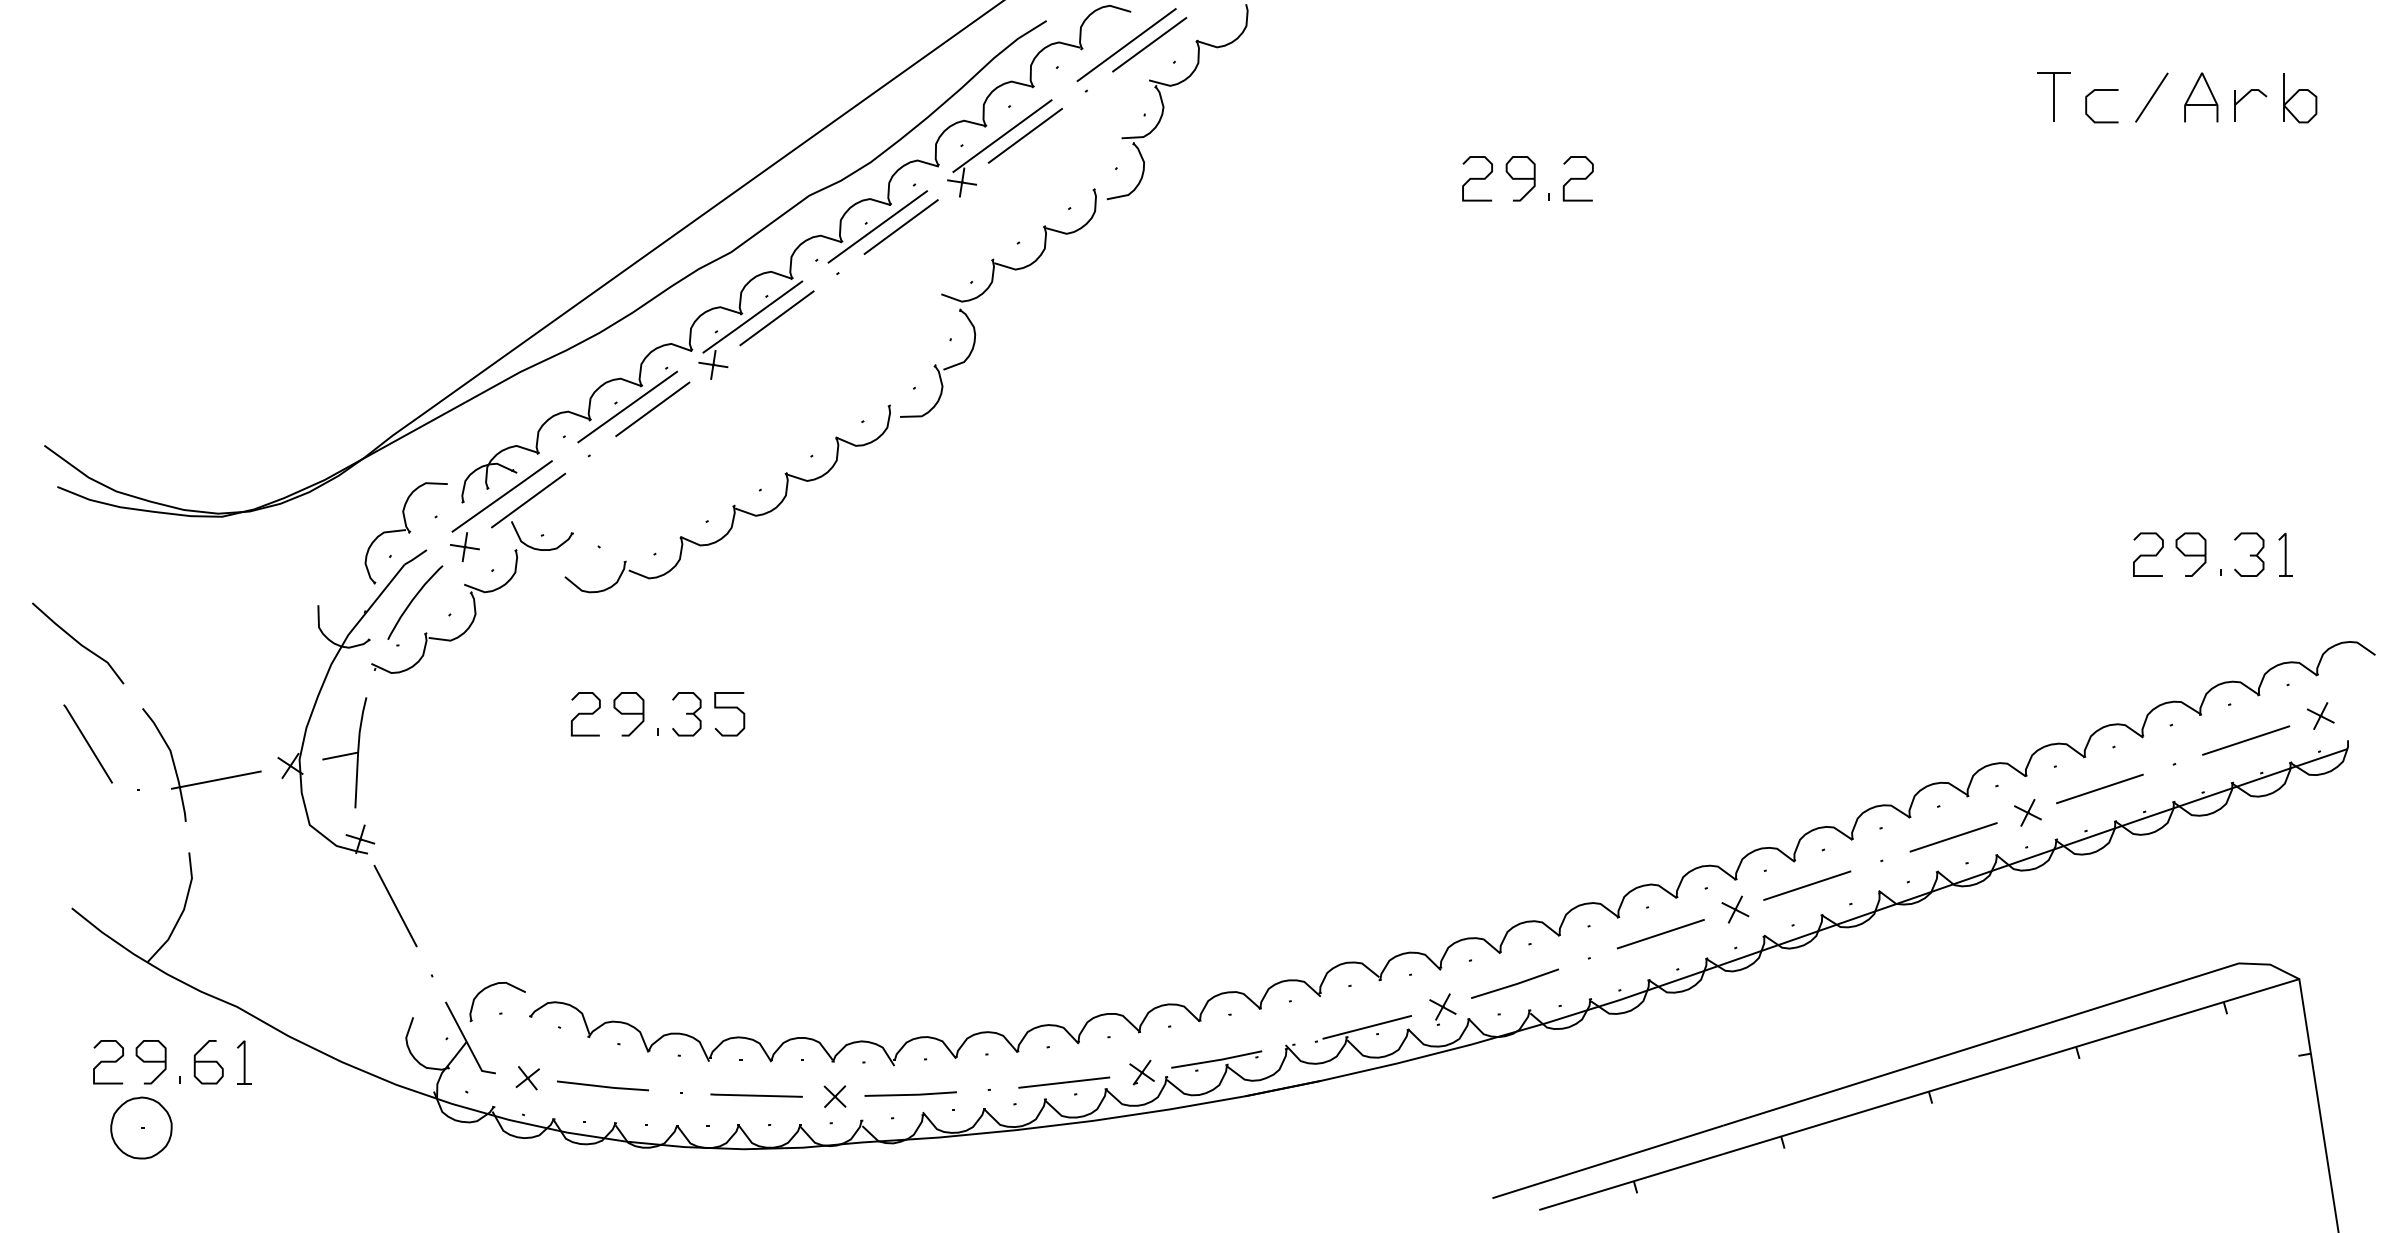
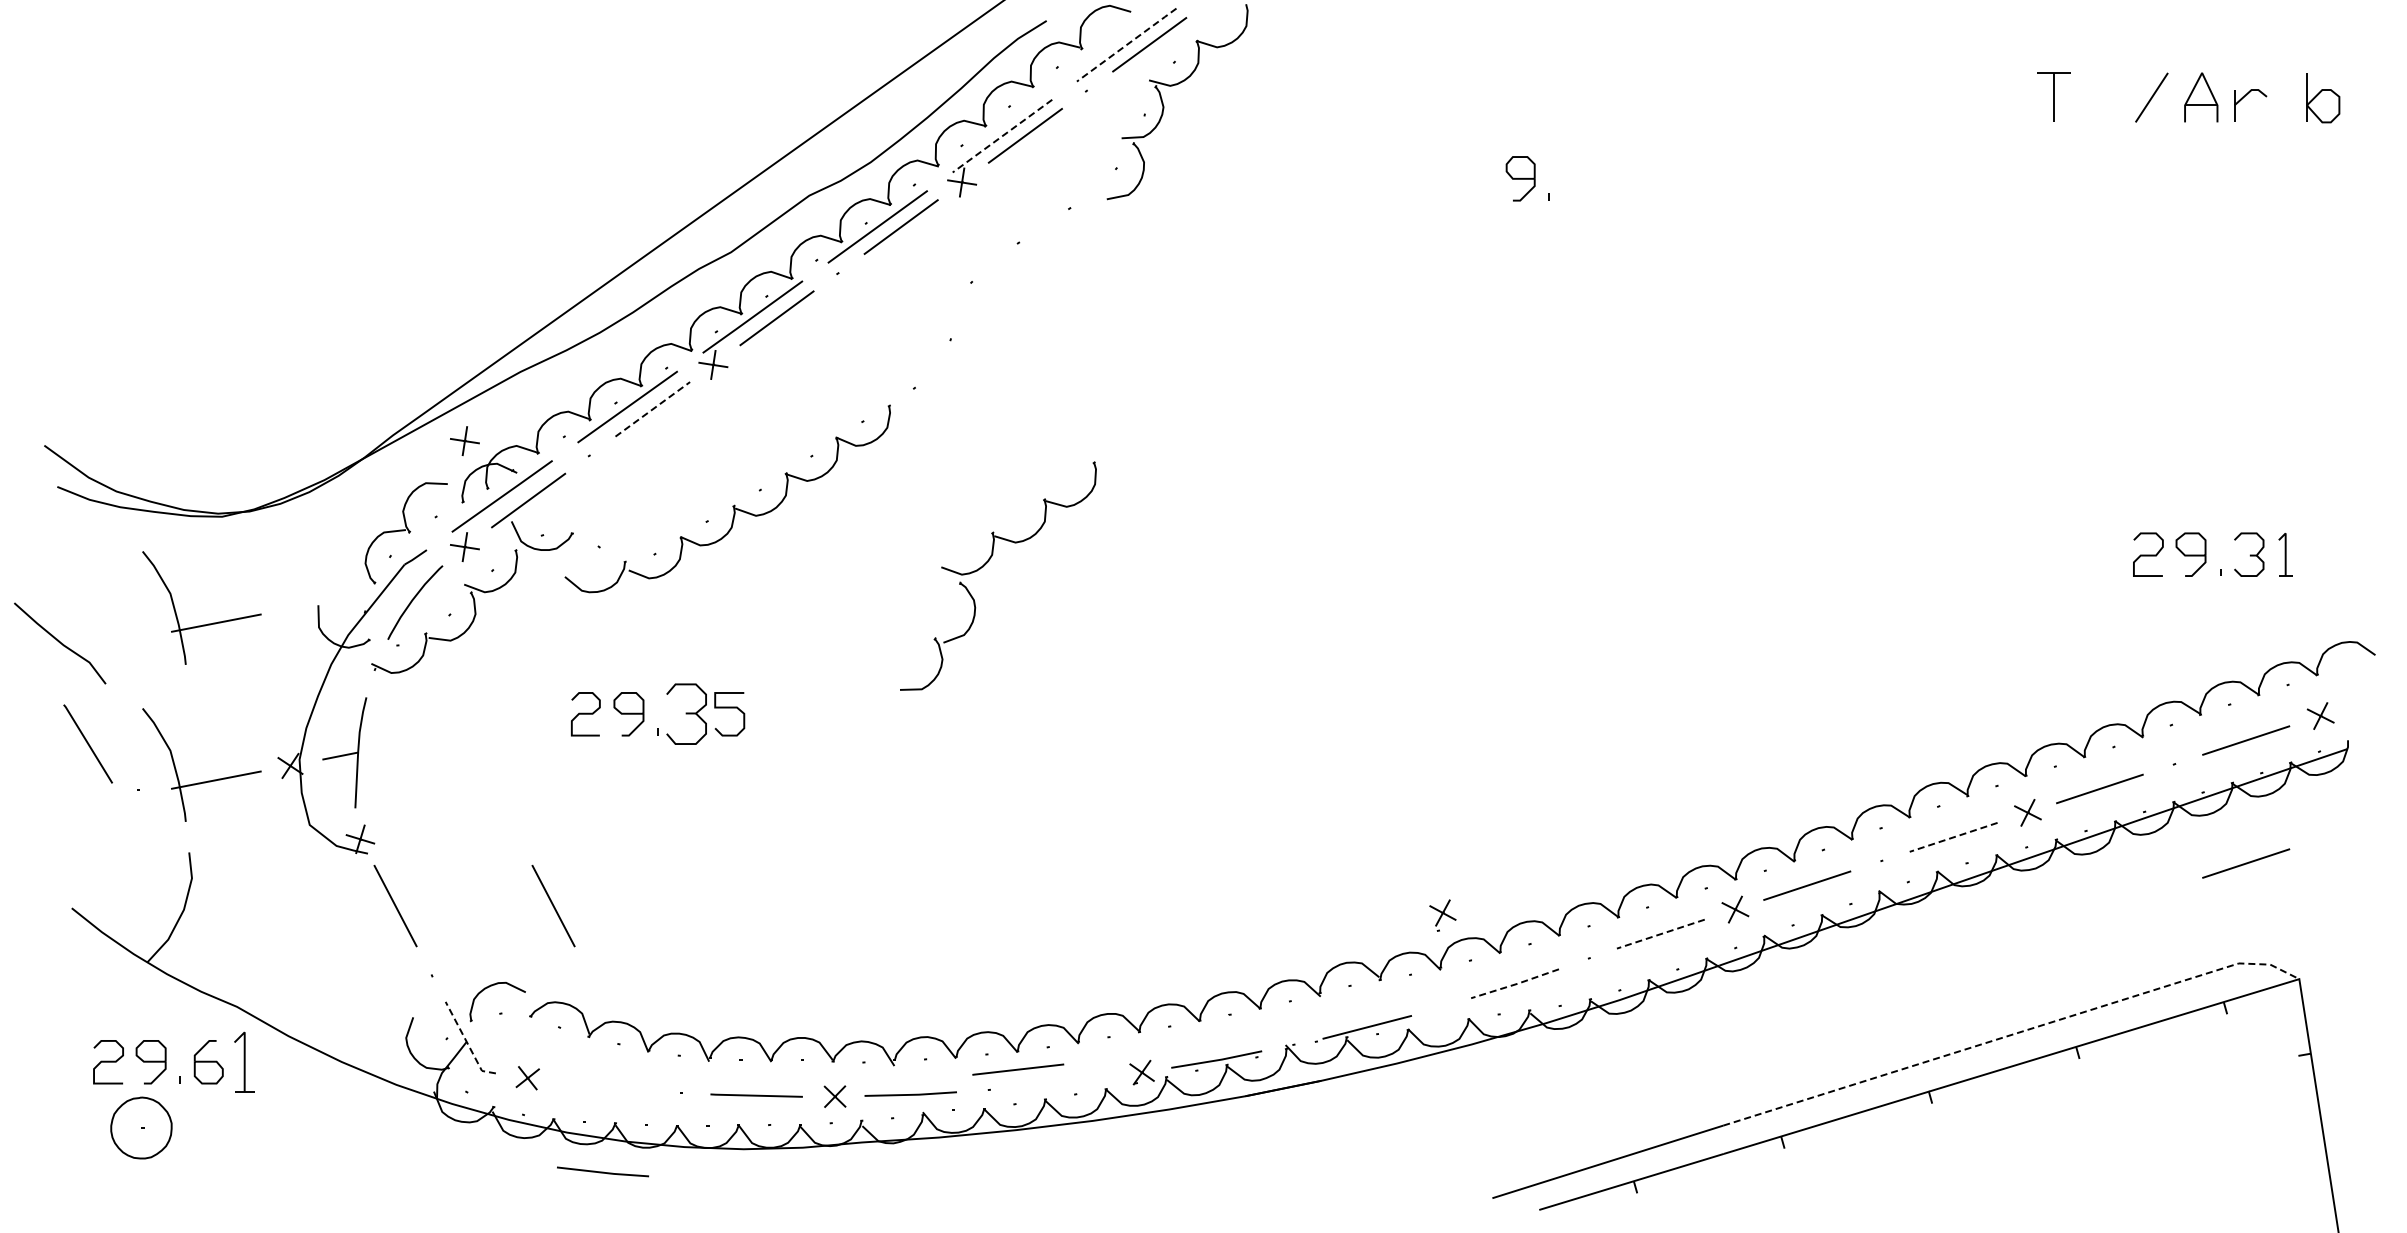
line: solid -> dashed (1127, 44)
part position: (2300, 98) -> (2323, 98) (2323, 98)
curve: present -> none (2087, 106)
line: solid -> dashed (1002, 136)
curve: present -> none (1477, 178)
curve: present -> none (1577, 178)
part position: (987, 290) -> (987, 563) (987, 563)
line: solid -> dashed (653, 409)
part: none -> present (464, 440)
part: none -> present (202, 624)
line position: (78, 643) -> (60, 643) (60, 643)
part size: 30x45 px -> 41x62 px (686, 713)
line: solid -> dashed (1953, 837)
line: none -> present (2246, 863)
line: none -> present (553, 905)
line: solid -> dashed (1660, 934)
line: solid -> dashed (1515, 984)
part position: (1442, 1009) -> (1442, 915) (1442, 915)
line: solid -> dashed (2013, 1034)
line: solid -> dashed (467, 1043)
part size: 15x45 px -> 21x62 px (244, 1061)
line position: (1064, 1082) -> (1018, 1069) (1018, 1069)
line position: (602, 1085) -> (602, 1171) (602, 1171)
